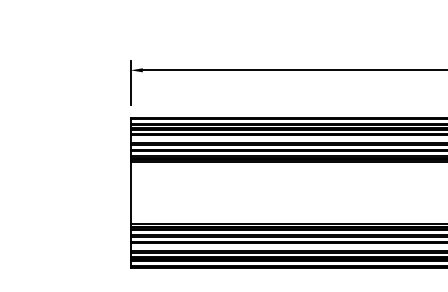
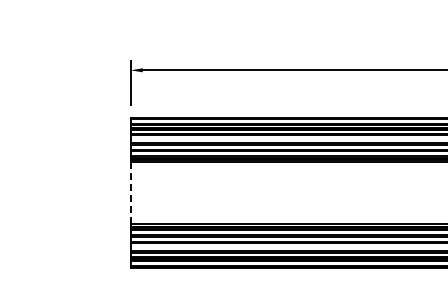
line: solid -> dashed (130, 193)
